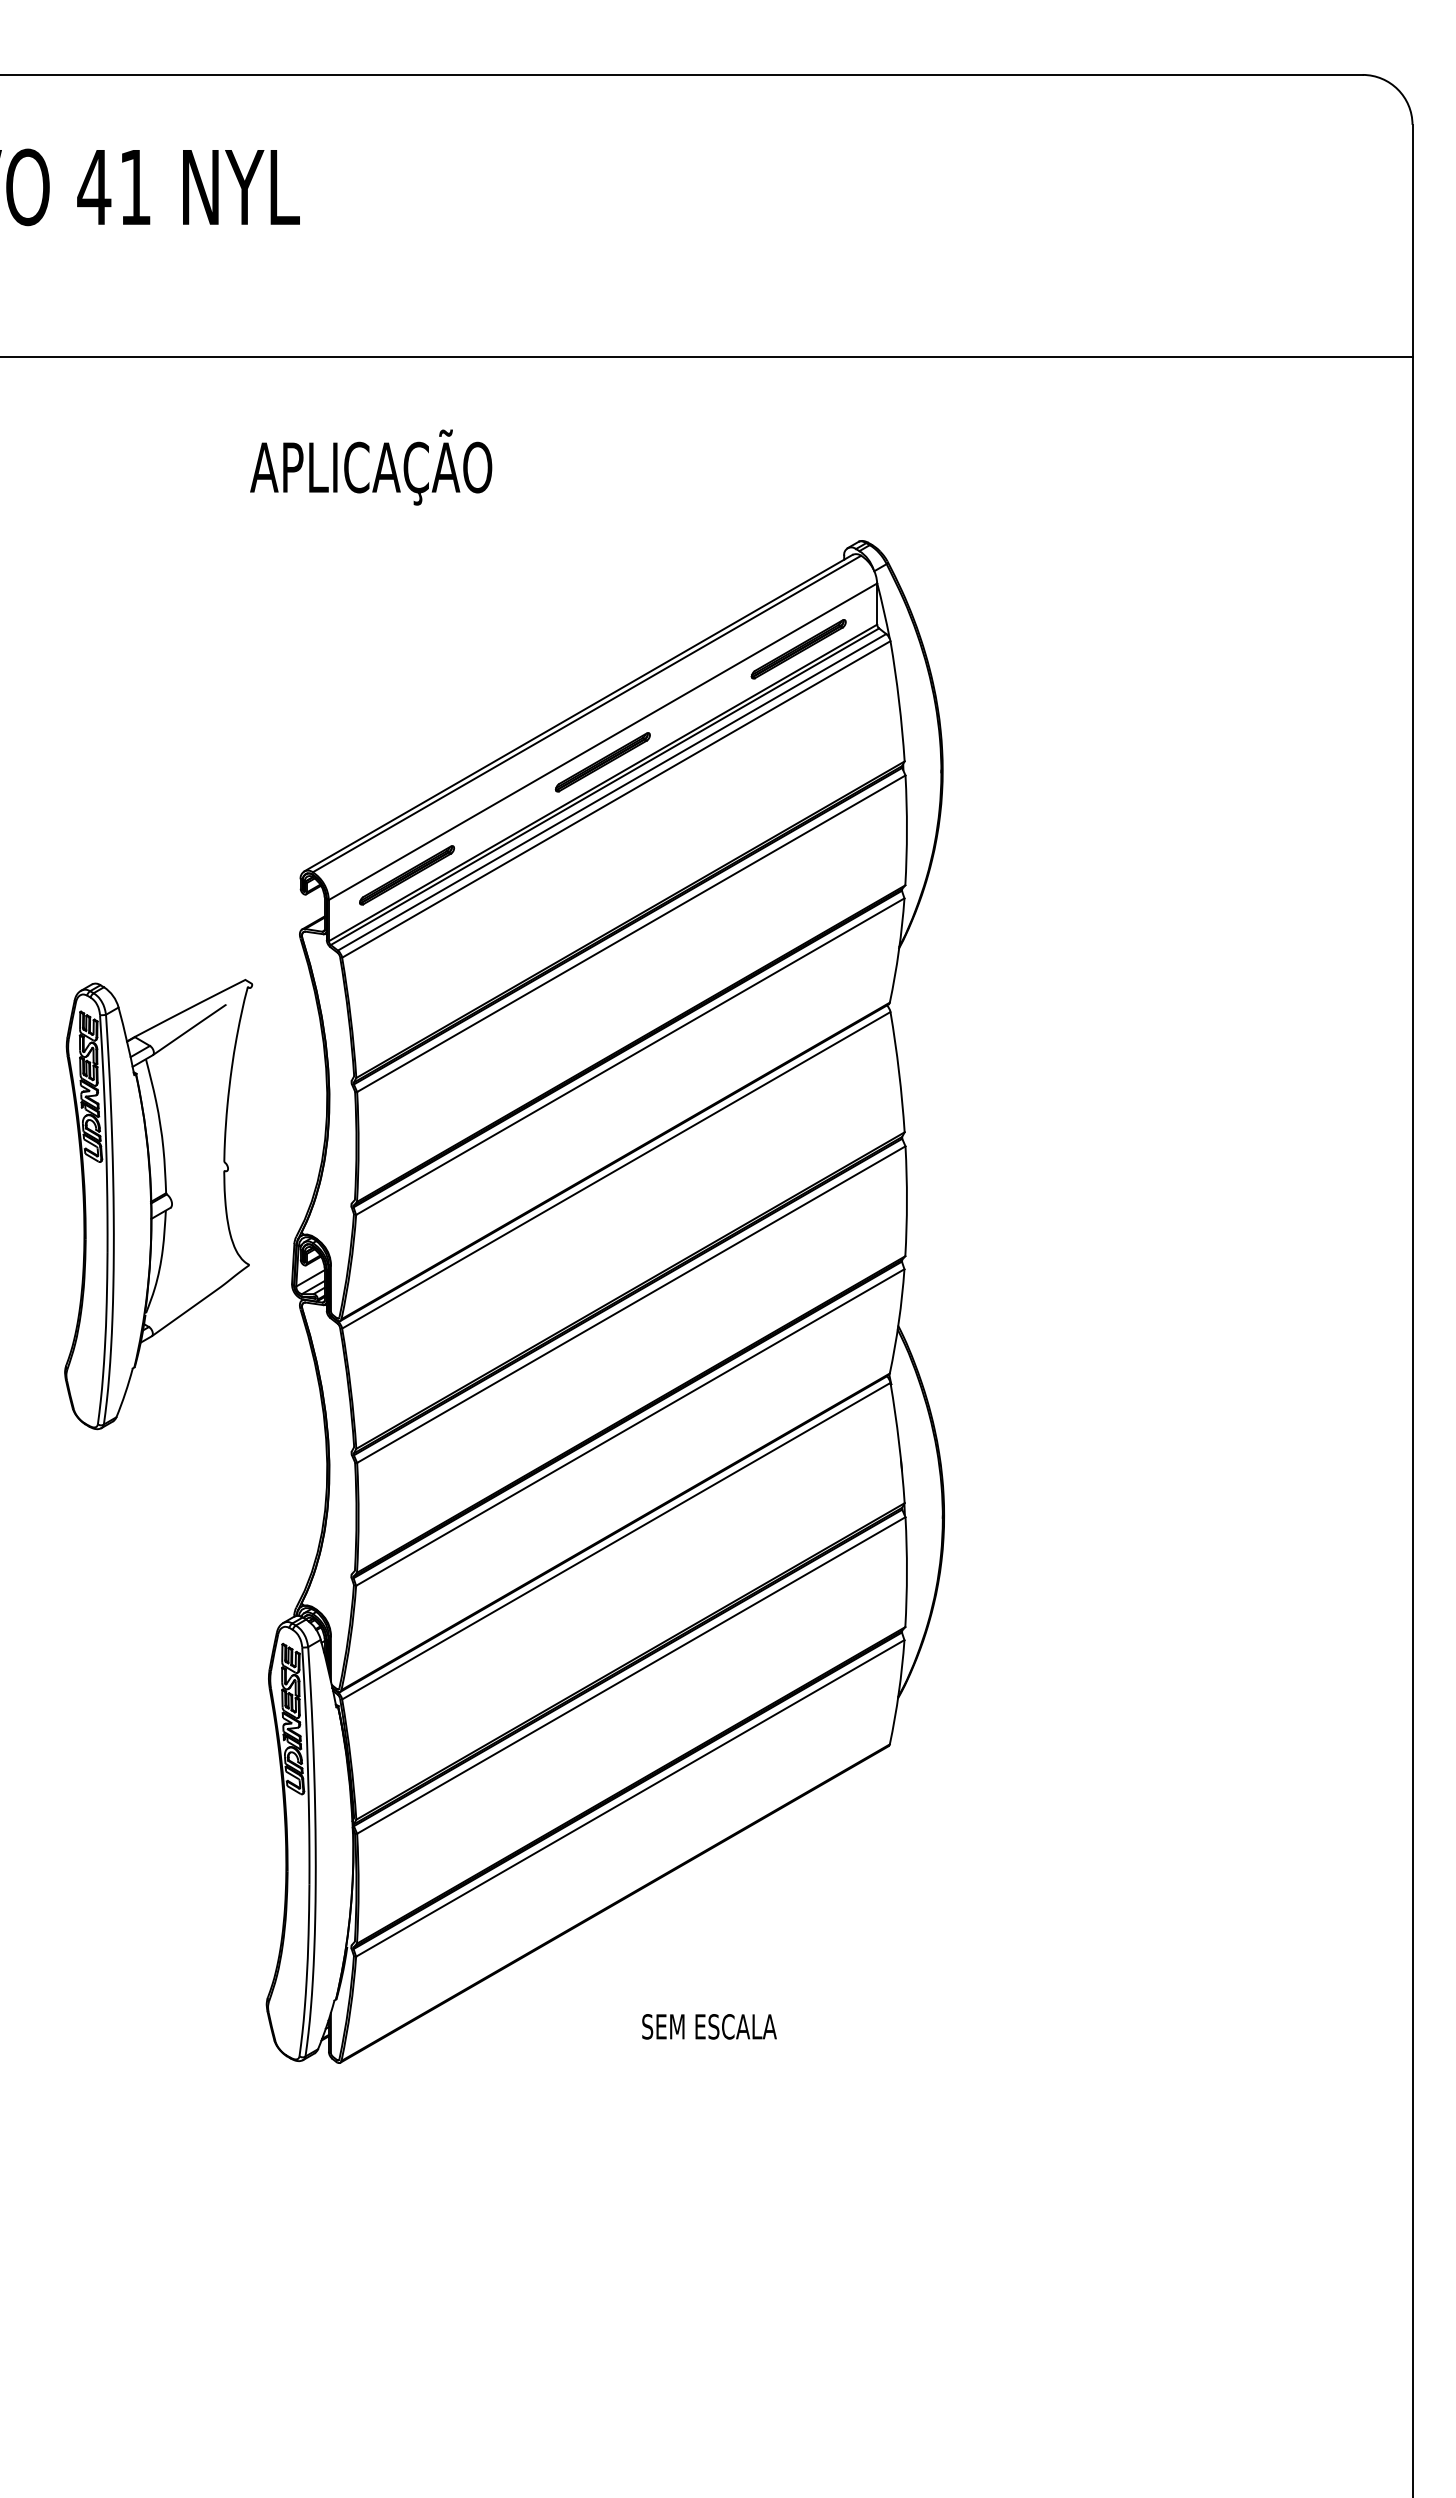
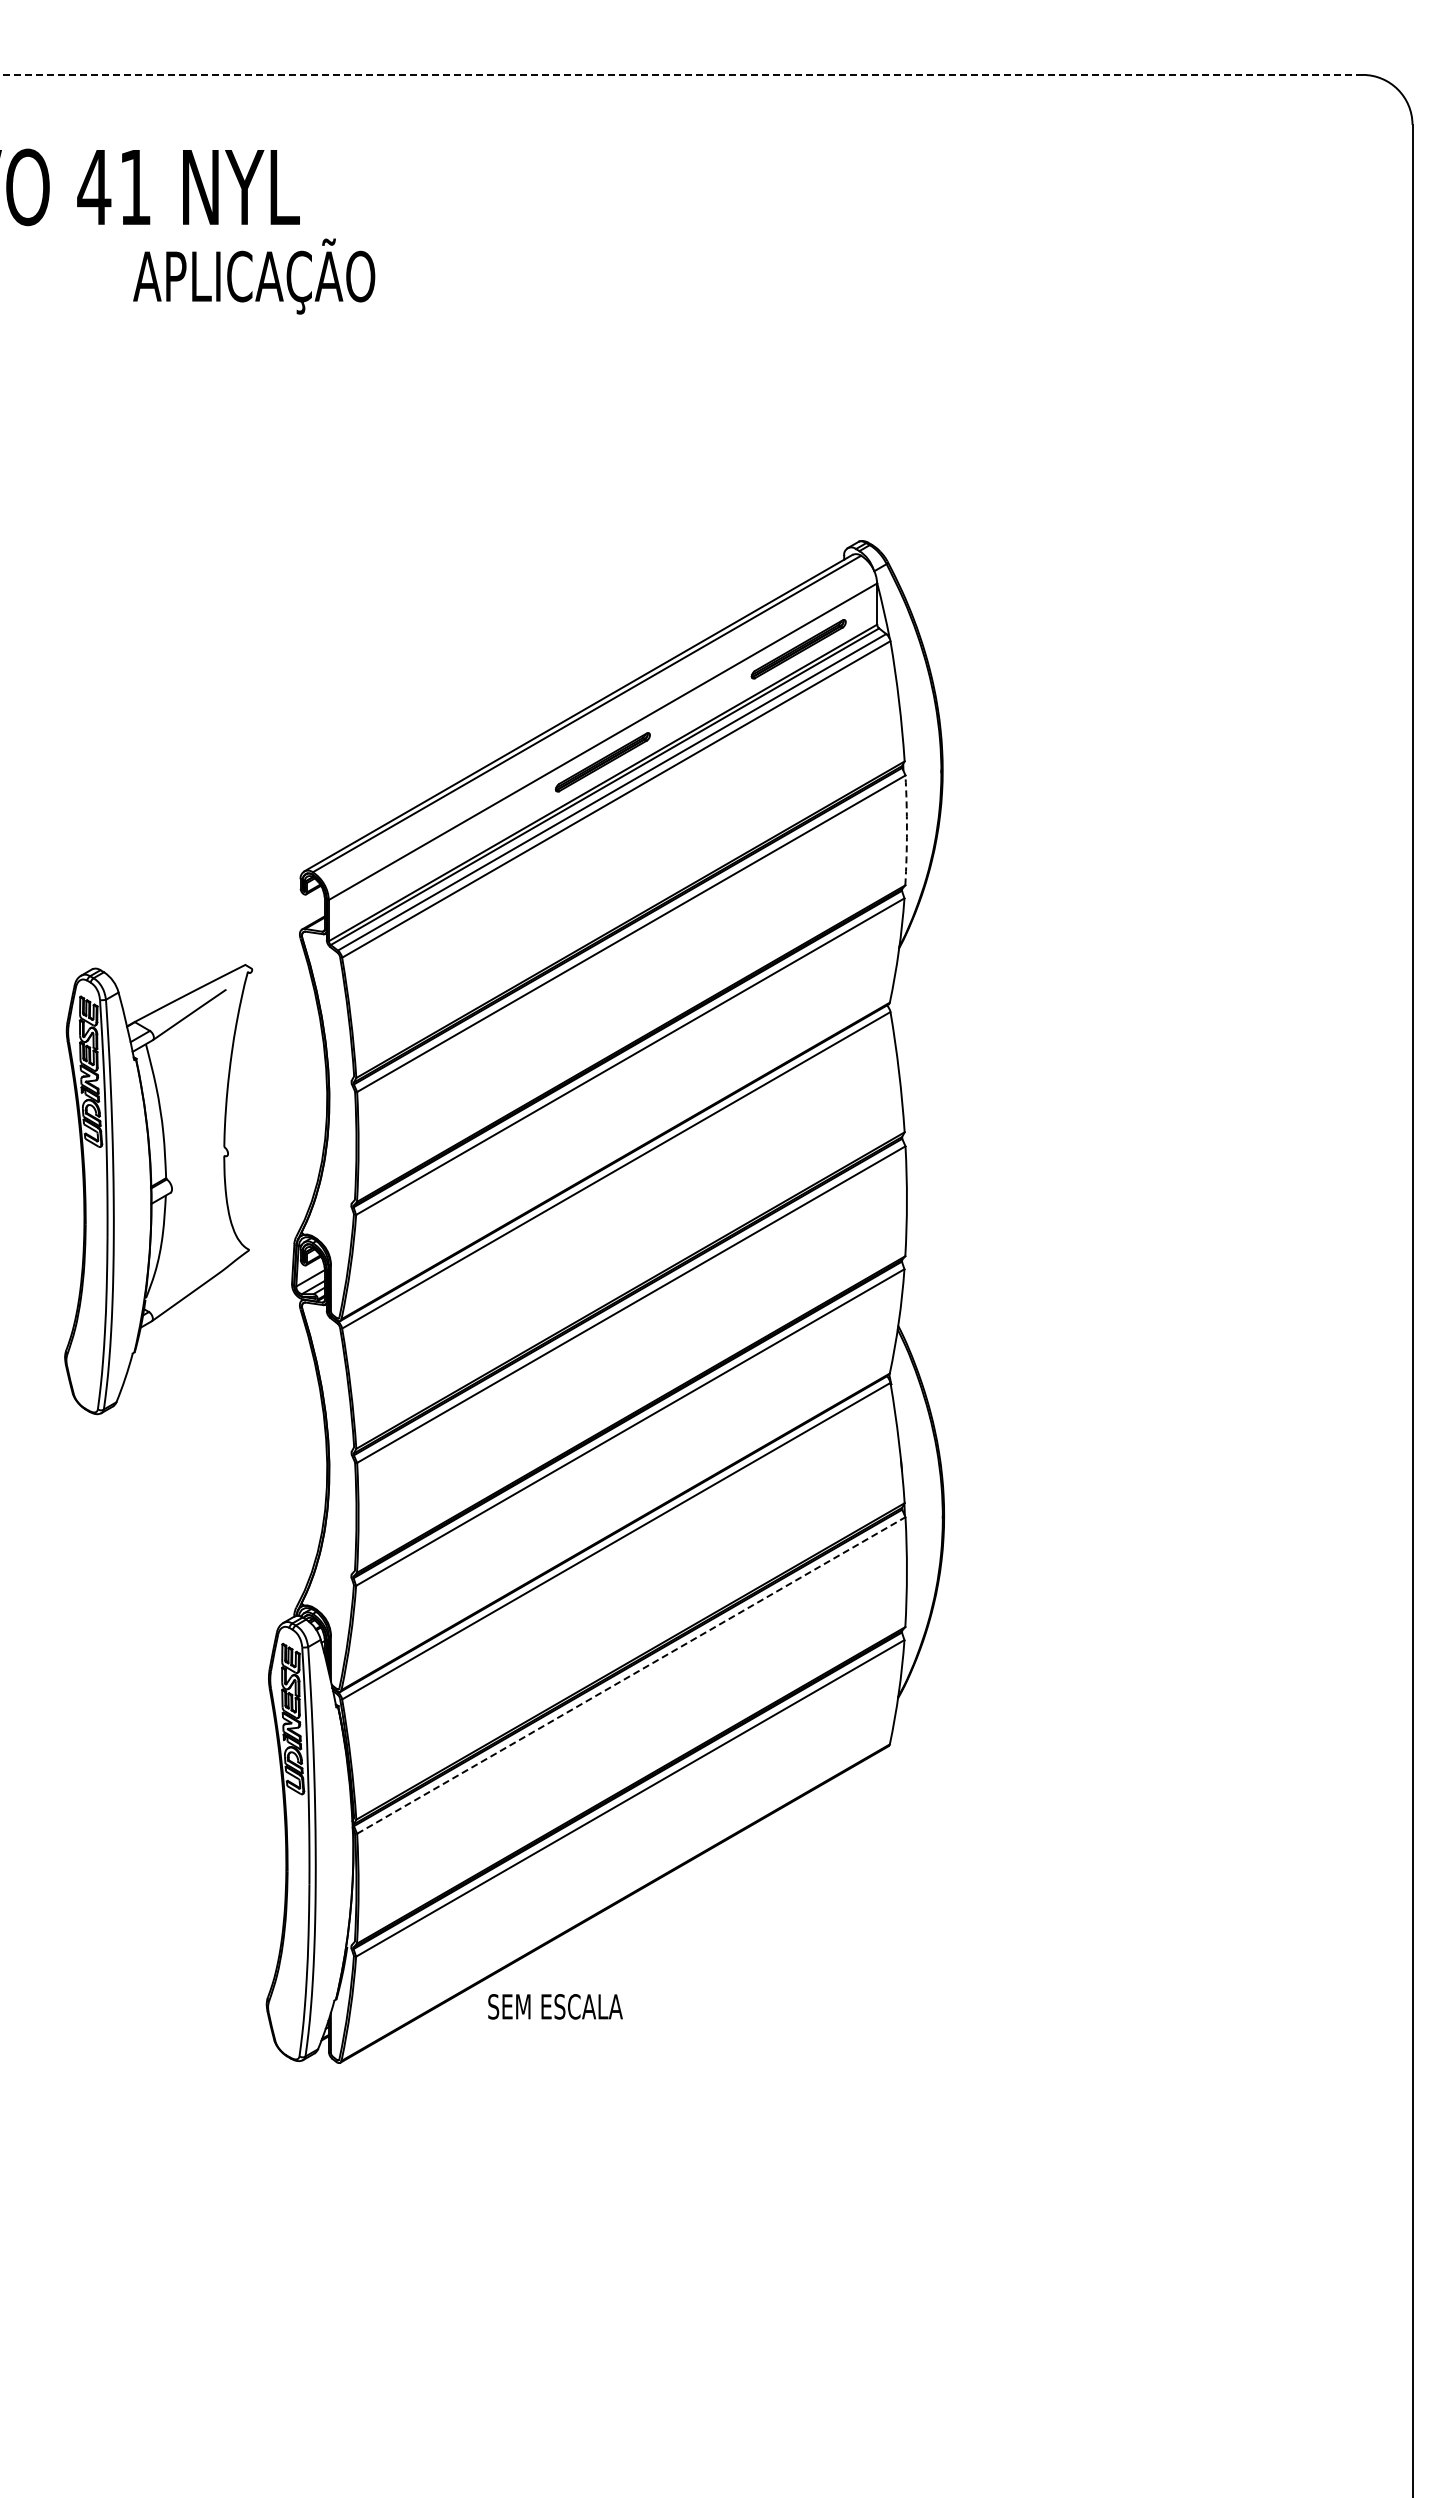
line: solid -> dashed (681, 74)
line: present -> none (707, 357)
text position: (371, 467) -> (254, 276) (254, 276)
arc: solid -> dashed (906, 830)
part: present -> none (407, 875)
part position: (158, 1204) -> (158, 1189) (158, 1189)
line: solid -> dashed (631, 1675)
text position: (709, 2026) -> (555, 2006) (555, 2006)
